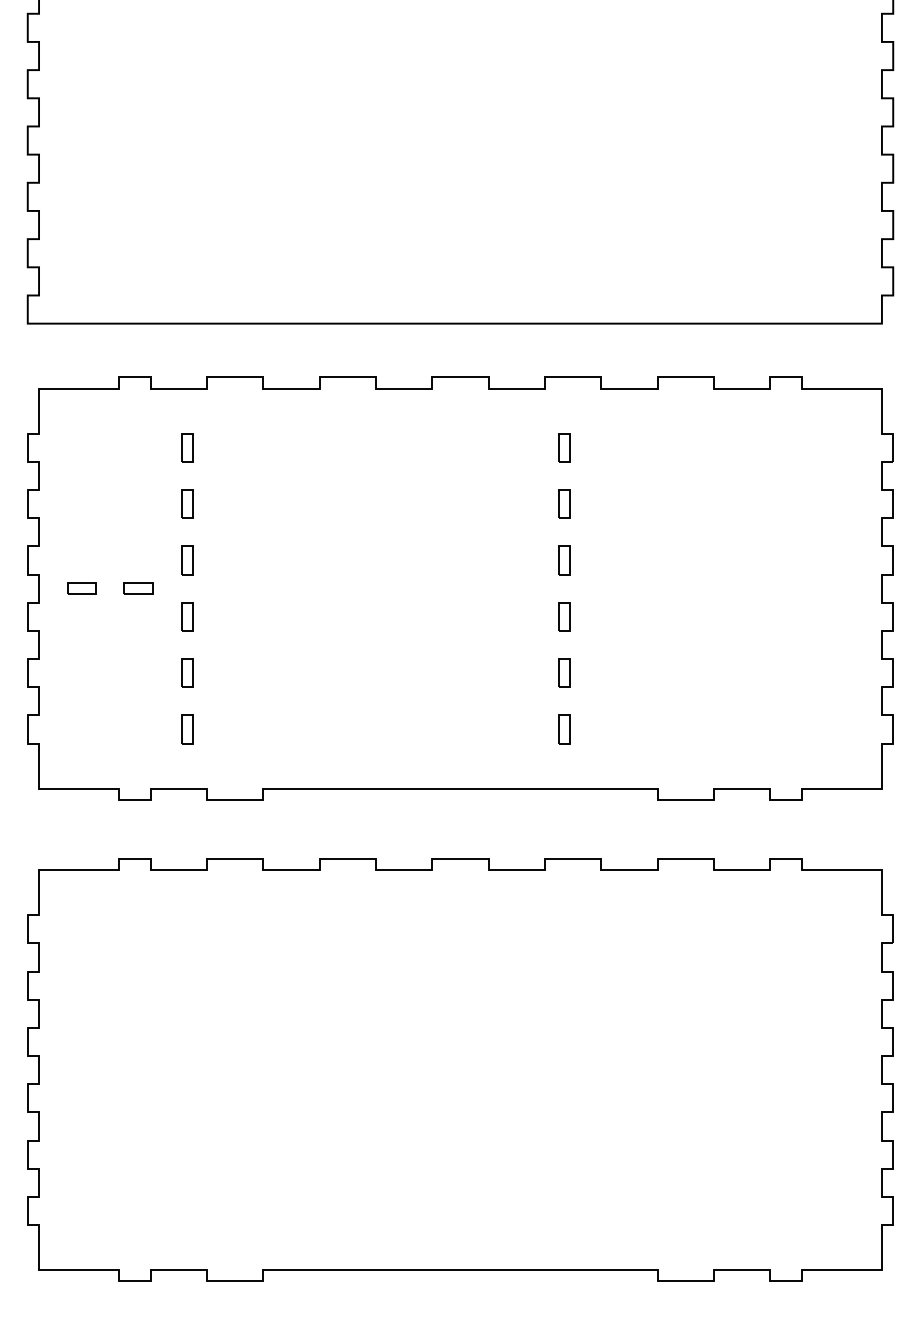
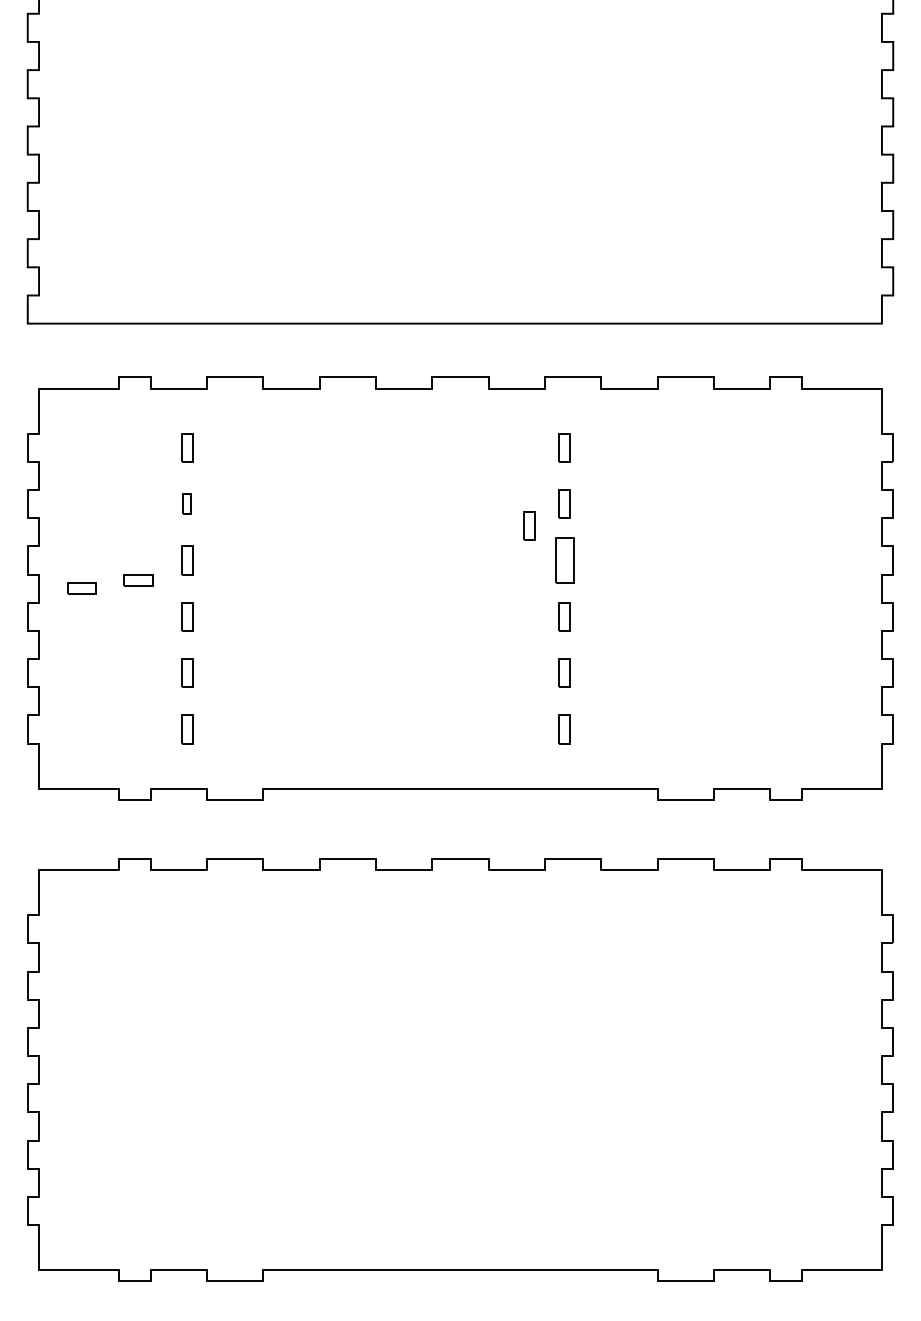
part size: 13x30 px -> 10x22 px (186, 503)
part: none -> present (529, 525)
part size: 13x31 px -> 20x47 px (564, 560)
part position: (138, 588) -> (138, 580) (138, 580)
